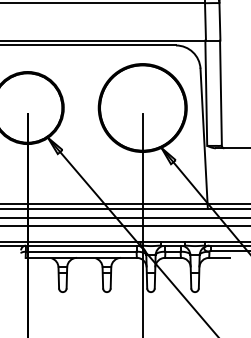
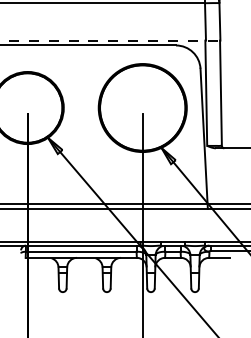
line: solid -> dashed (110, 40)
line: present -> none (124, 218)
line: present -> none (124, 226)
